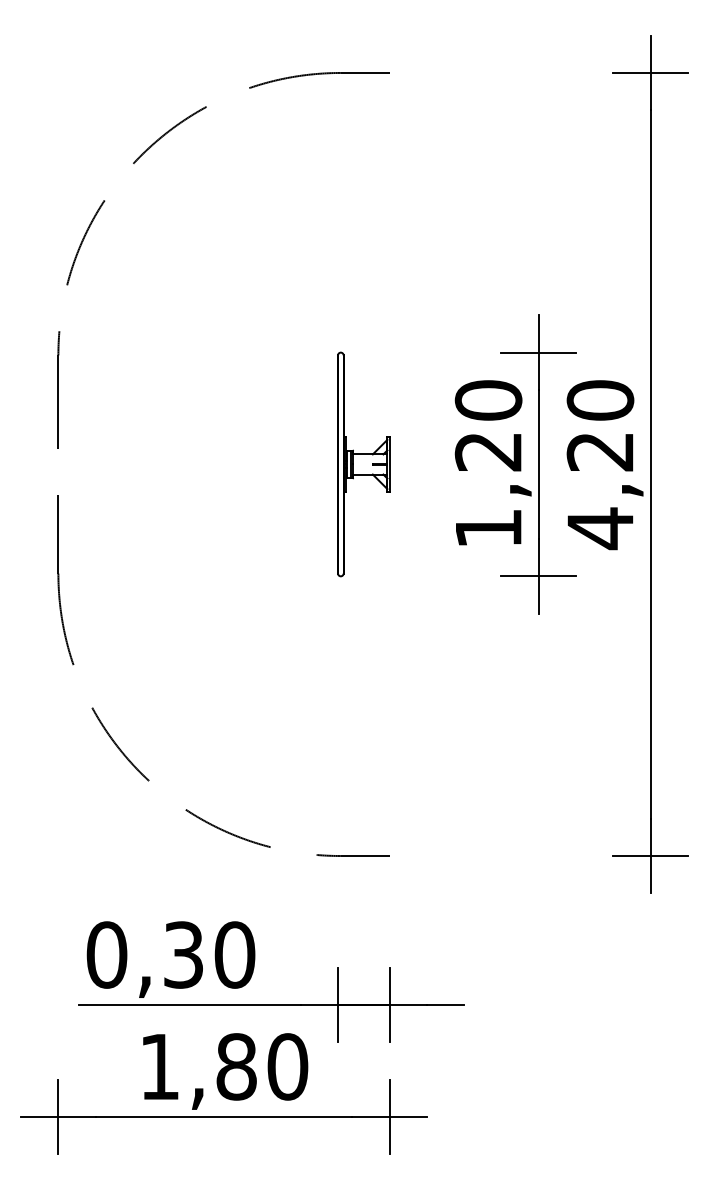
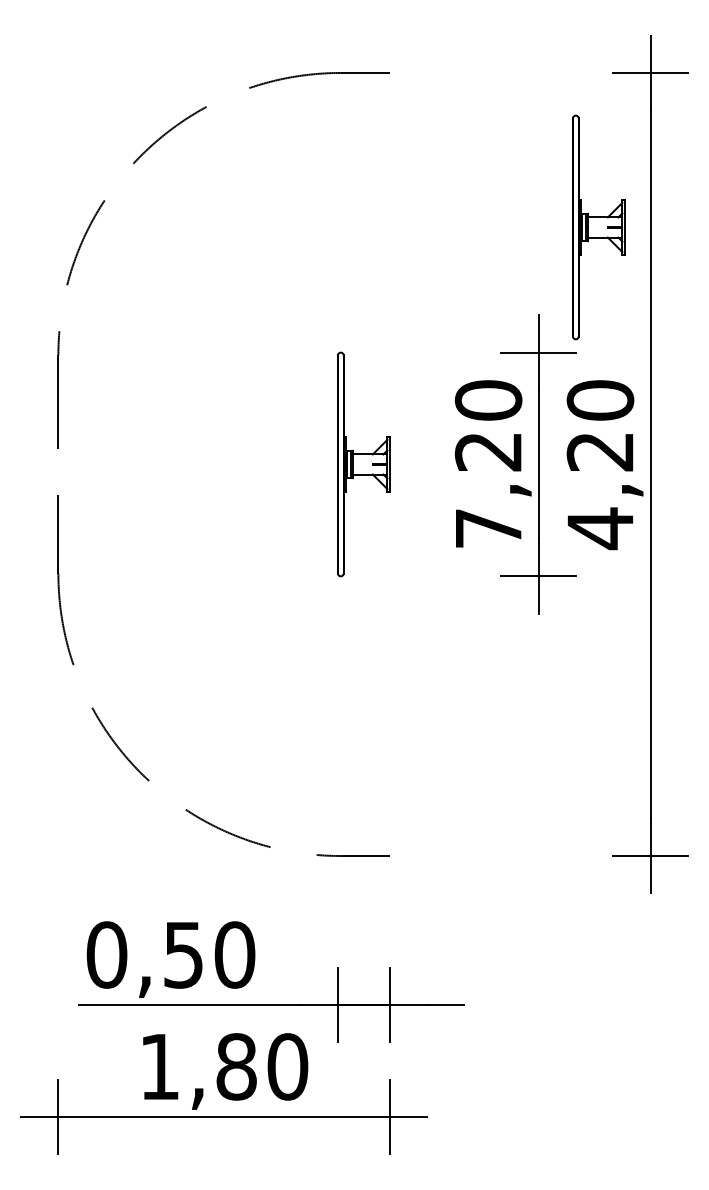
part: none -> present (598, 227)
text: 1,20 -> 7,20 (488, 528)
text: 0,30 -> 0,50 (183, 954)
